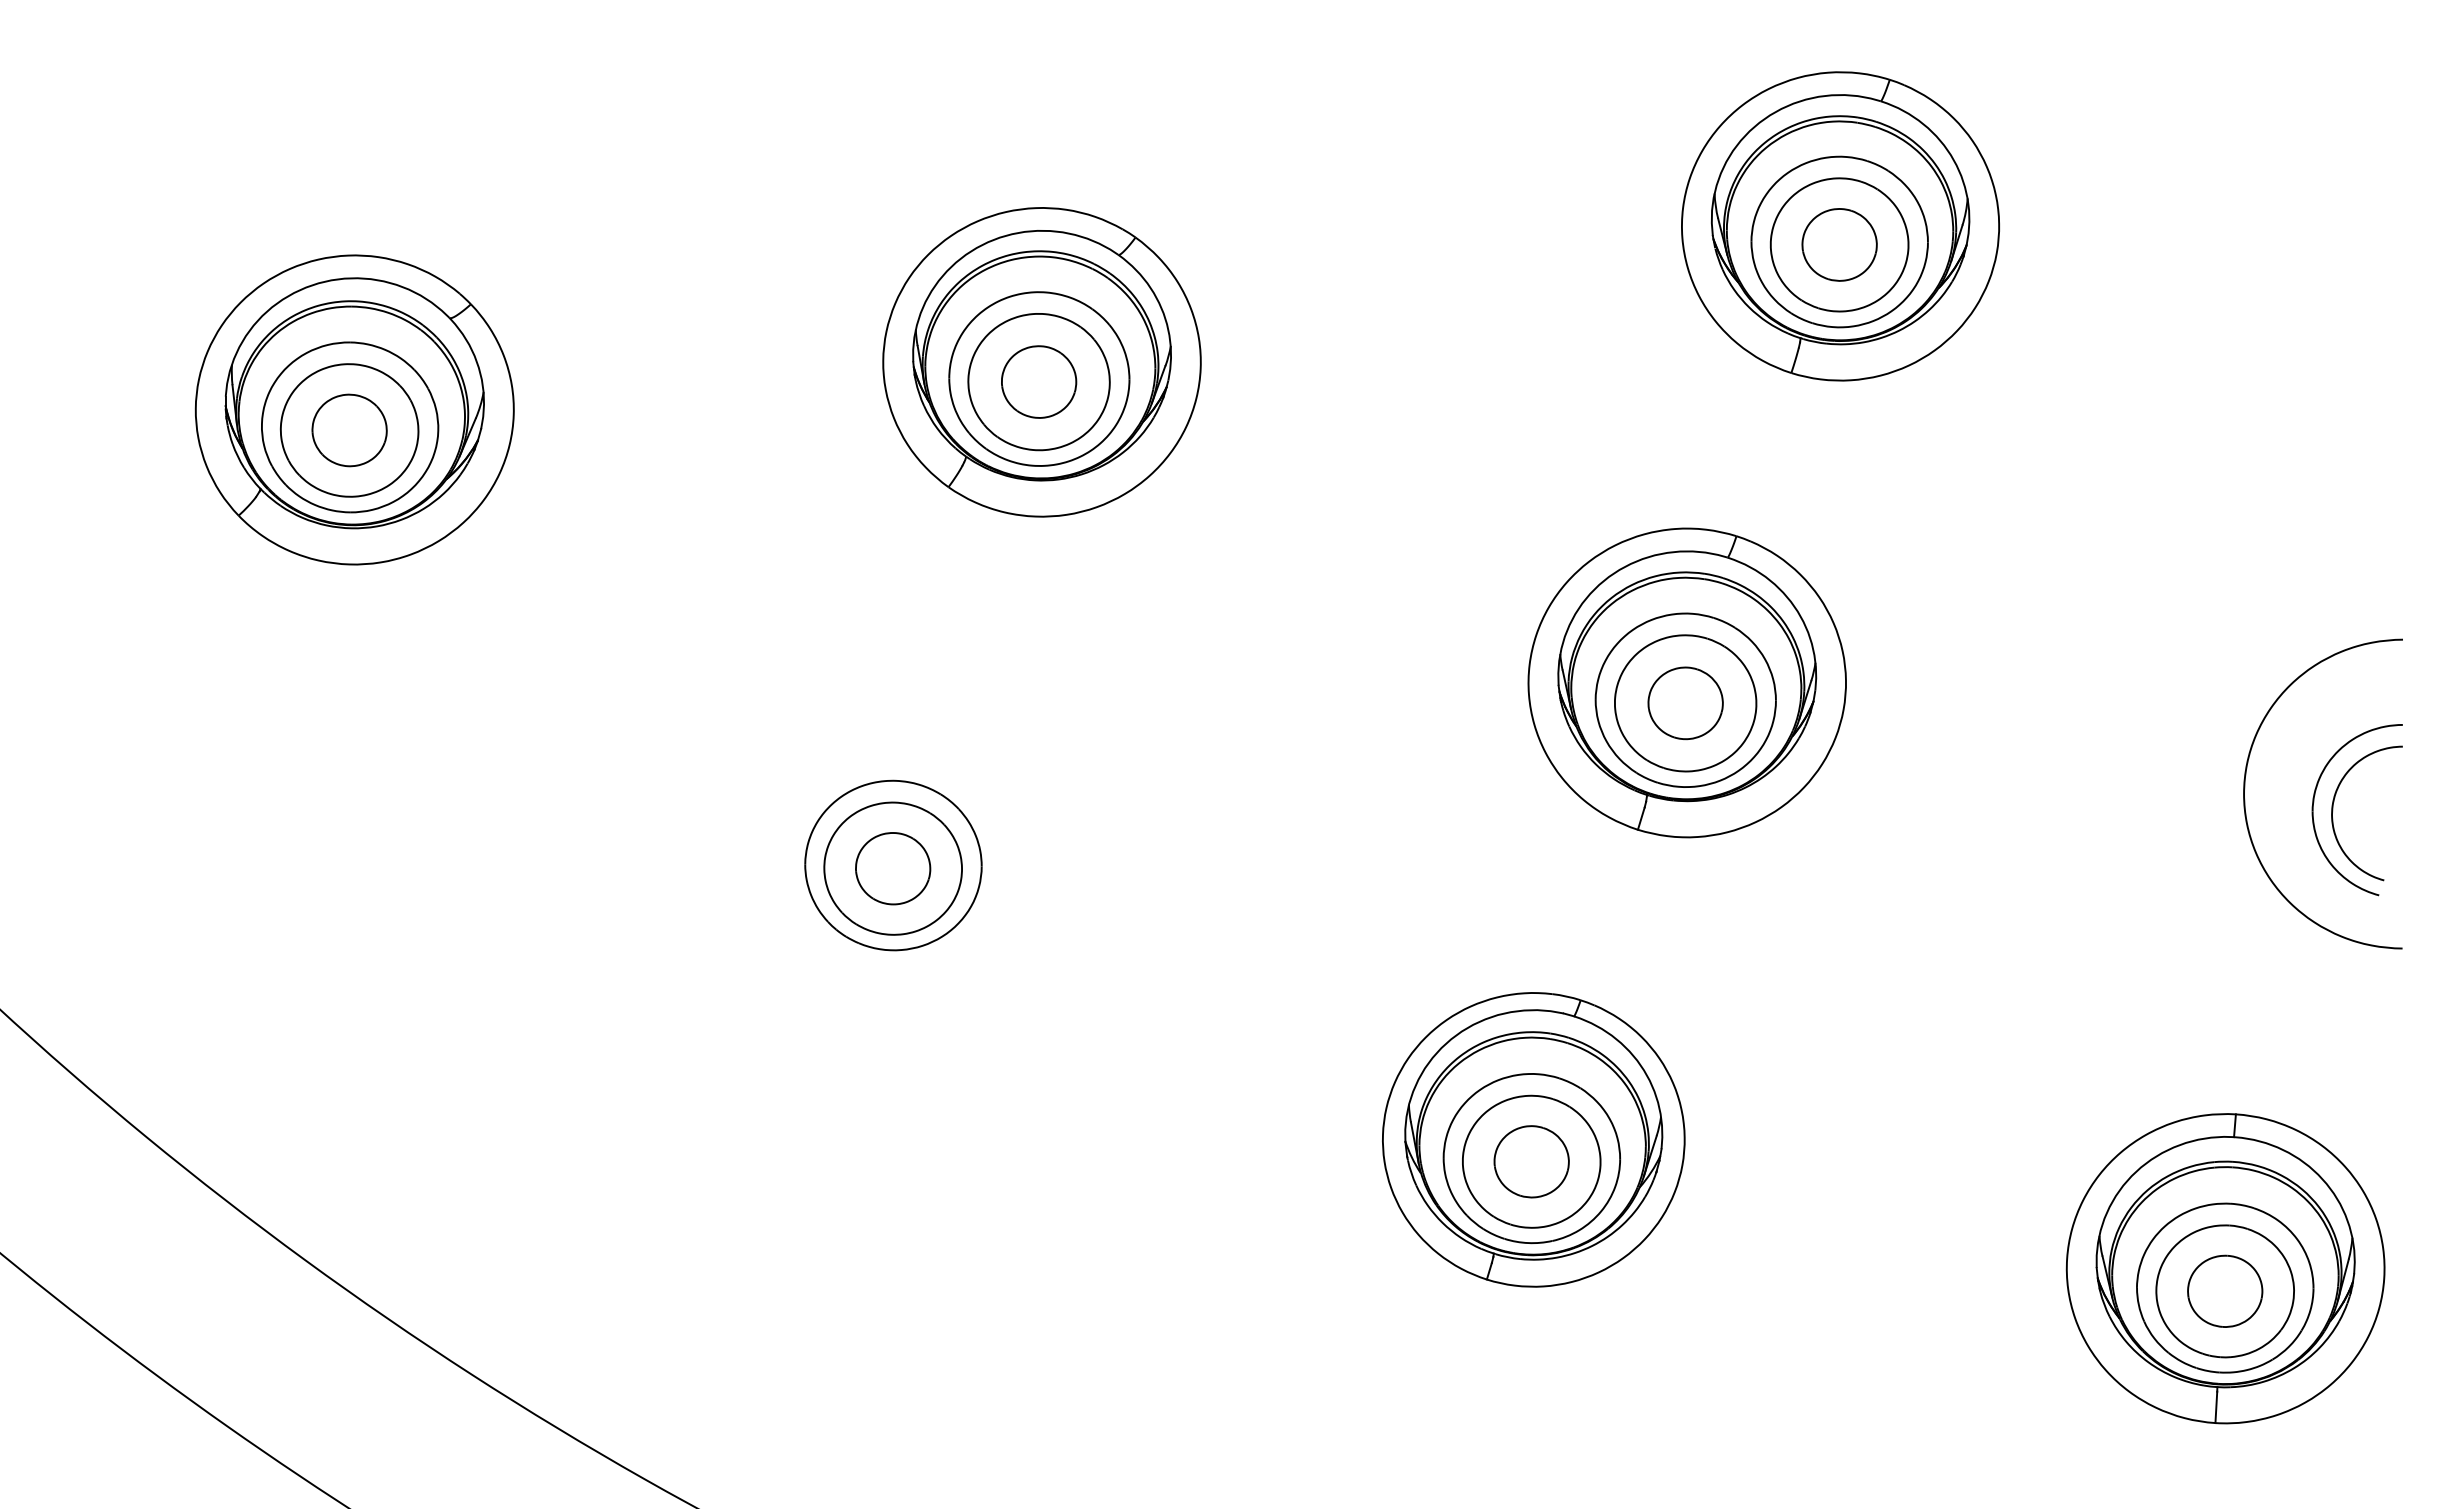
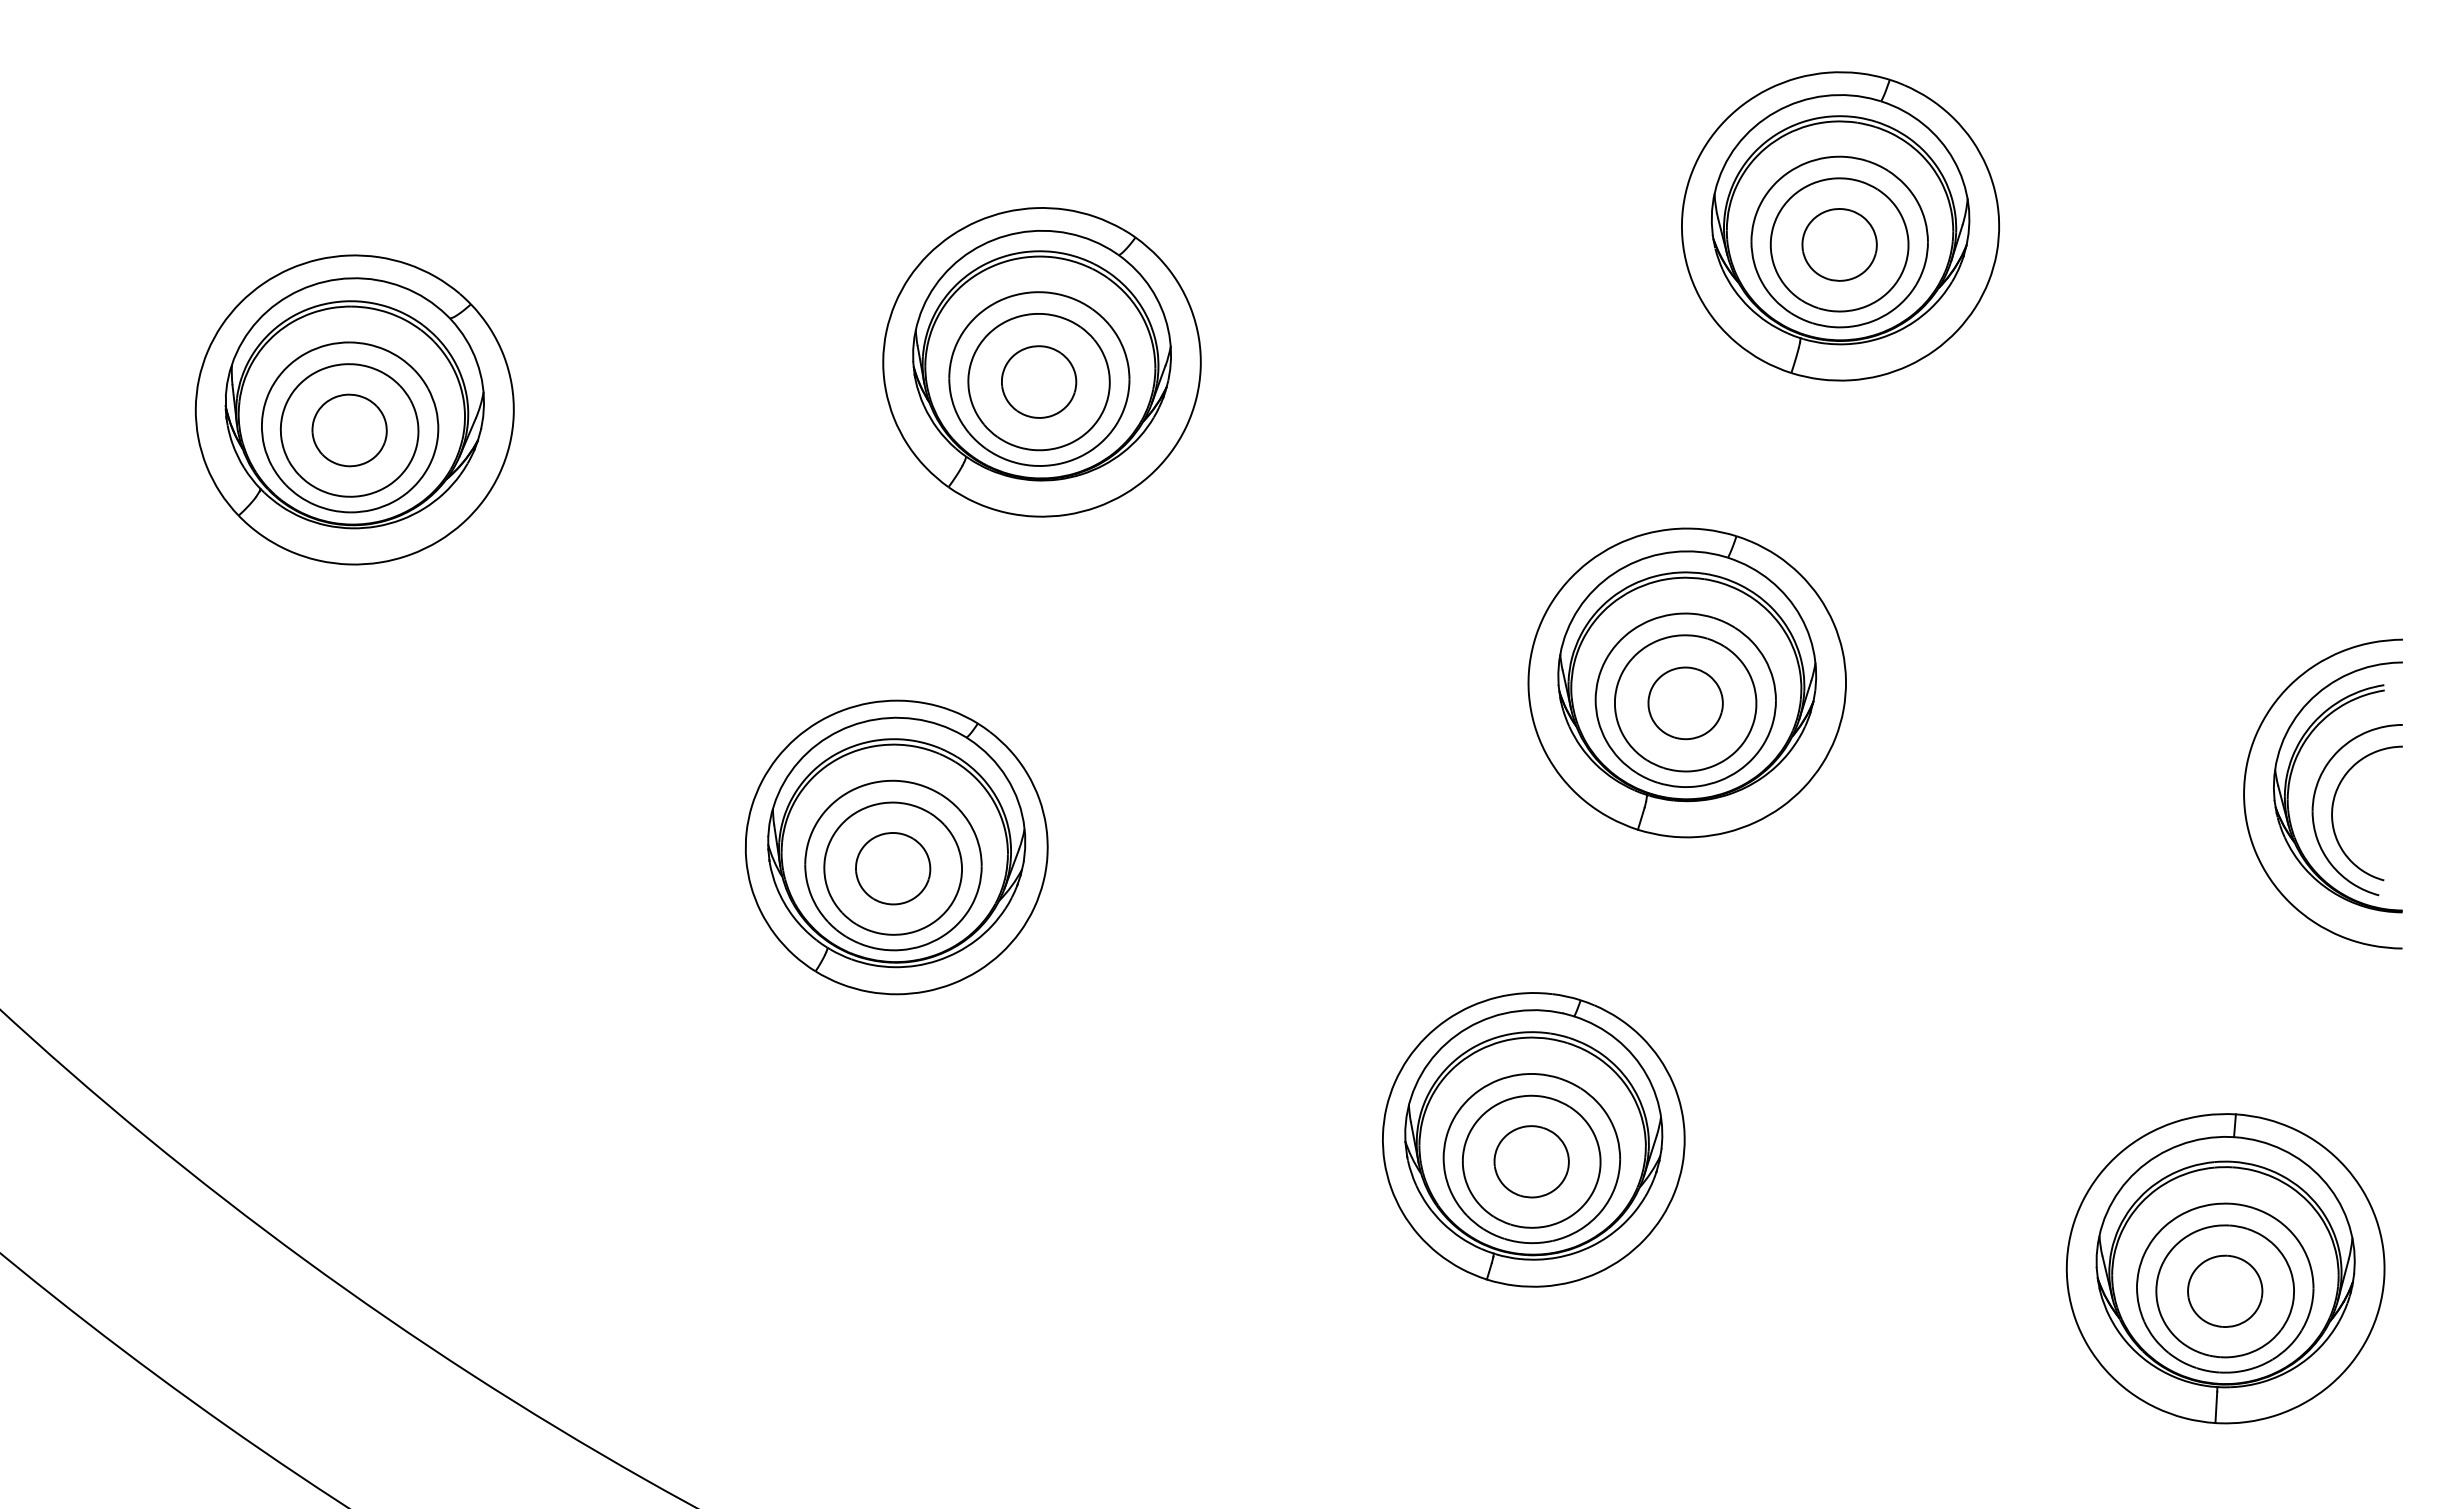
part: none -> present (2290, 782)
part: none -> present (896, 847)
